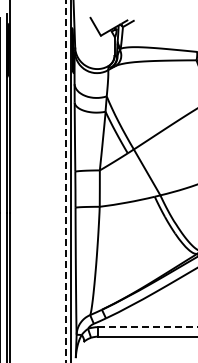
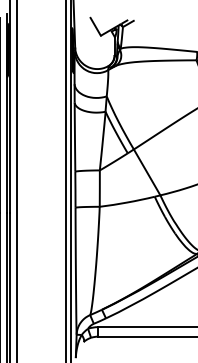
line: none -> present (17, 180)
line: dashed -> solid (66, 181)
line: dashed -> solid (147, 327)
